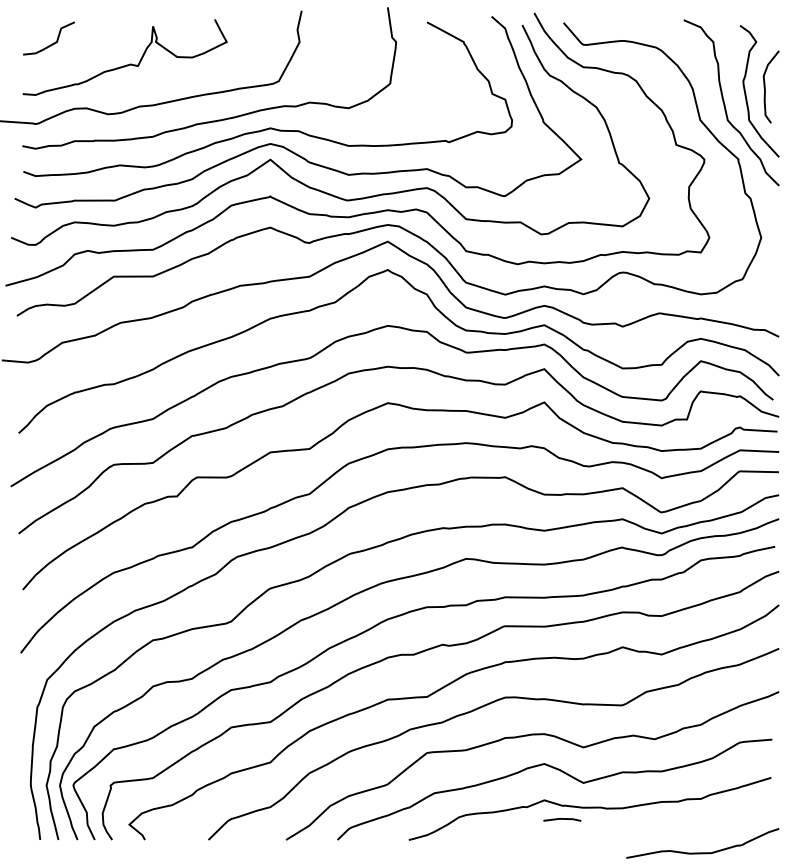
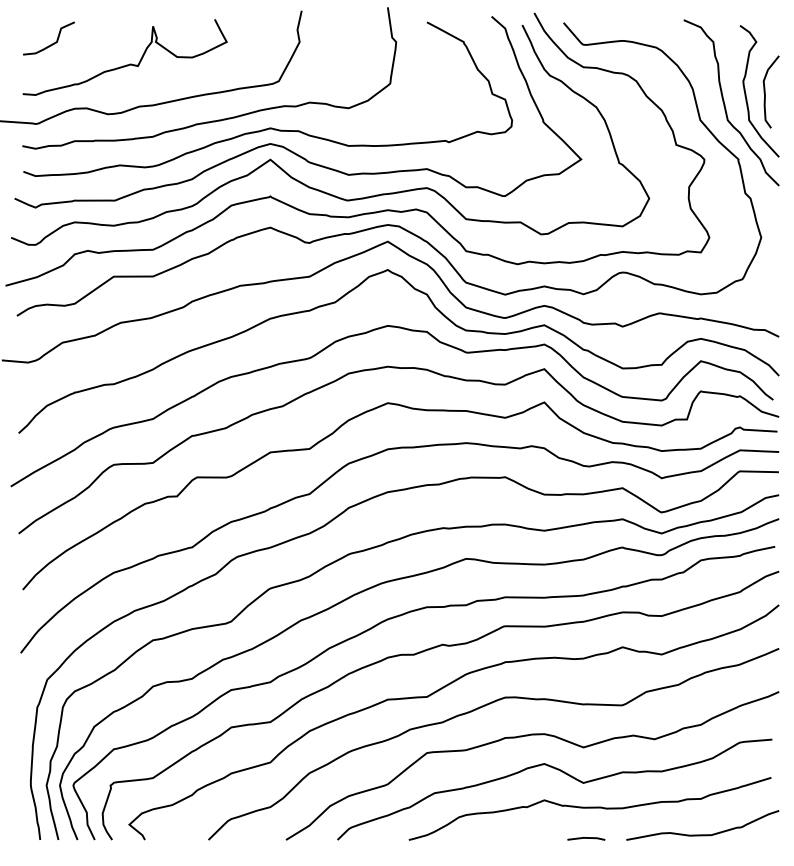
curve position: (765, 86) -> (765, 91) (765, 91)
line position: (562, 819) -> (586, 838) (586, 838)
curve position: (702, 852) -> (702, 834) (702, 834)
